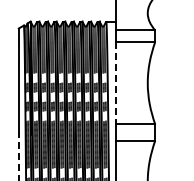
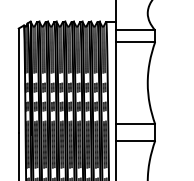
line: dashed -> solid (115, 83)
line: dashed -> solid (18, 156)
